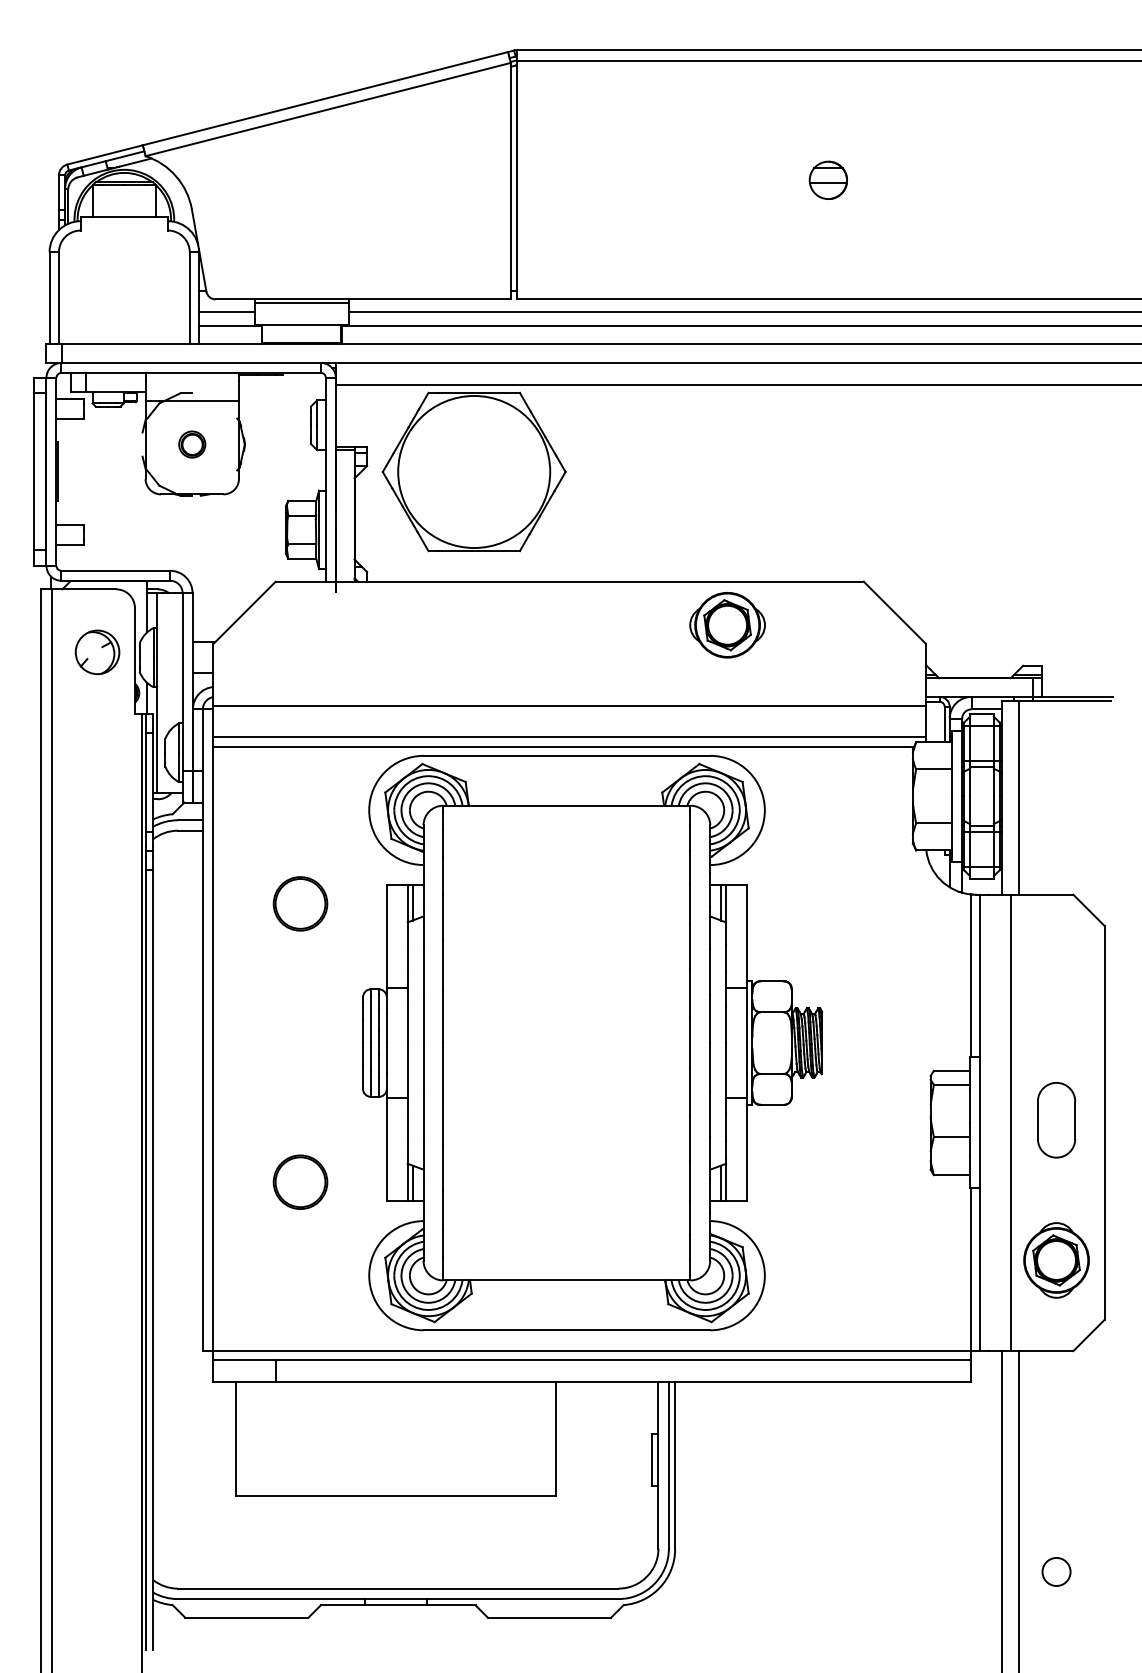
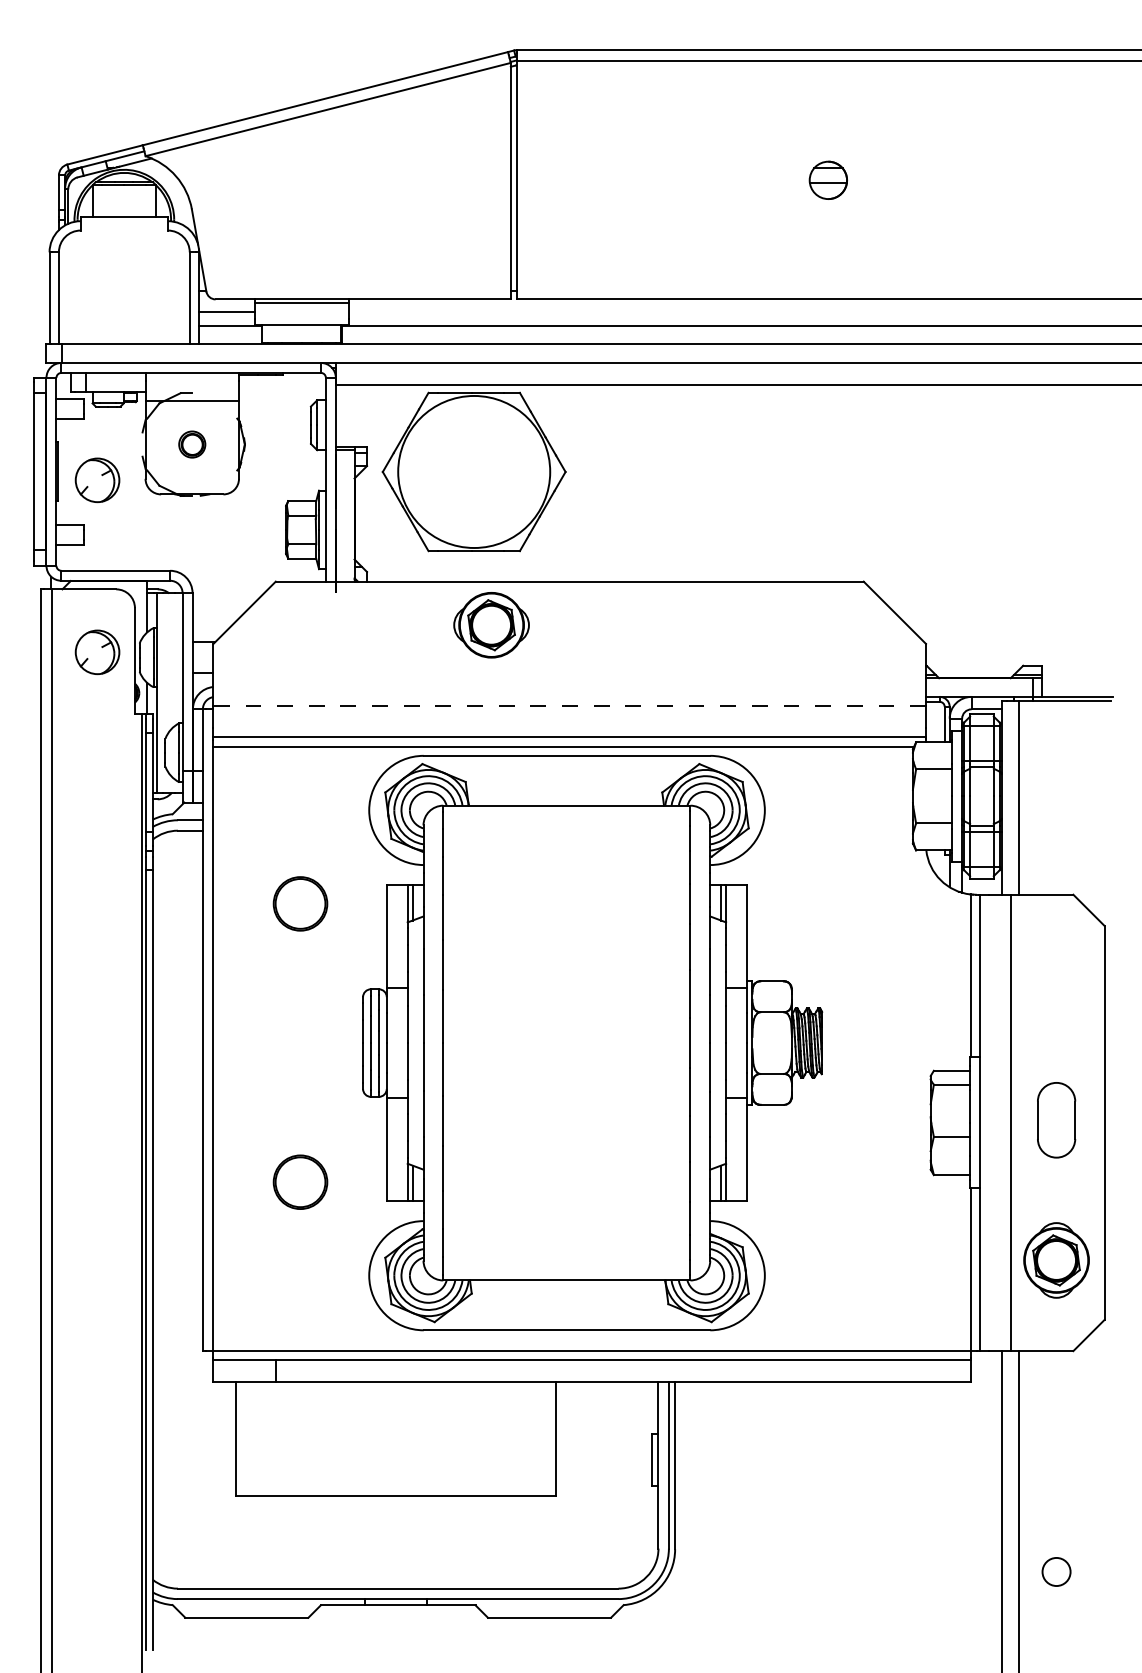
line: present -> none (743, 311)
part: none -> present (97, 480)
part position: (727, 625) -> (491, 625) (491, 625)
line: solid -> dashed (569, 706)
